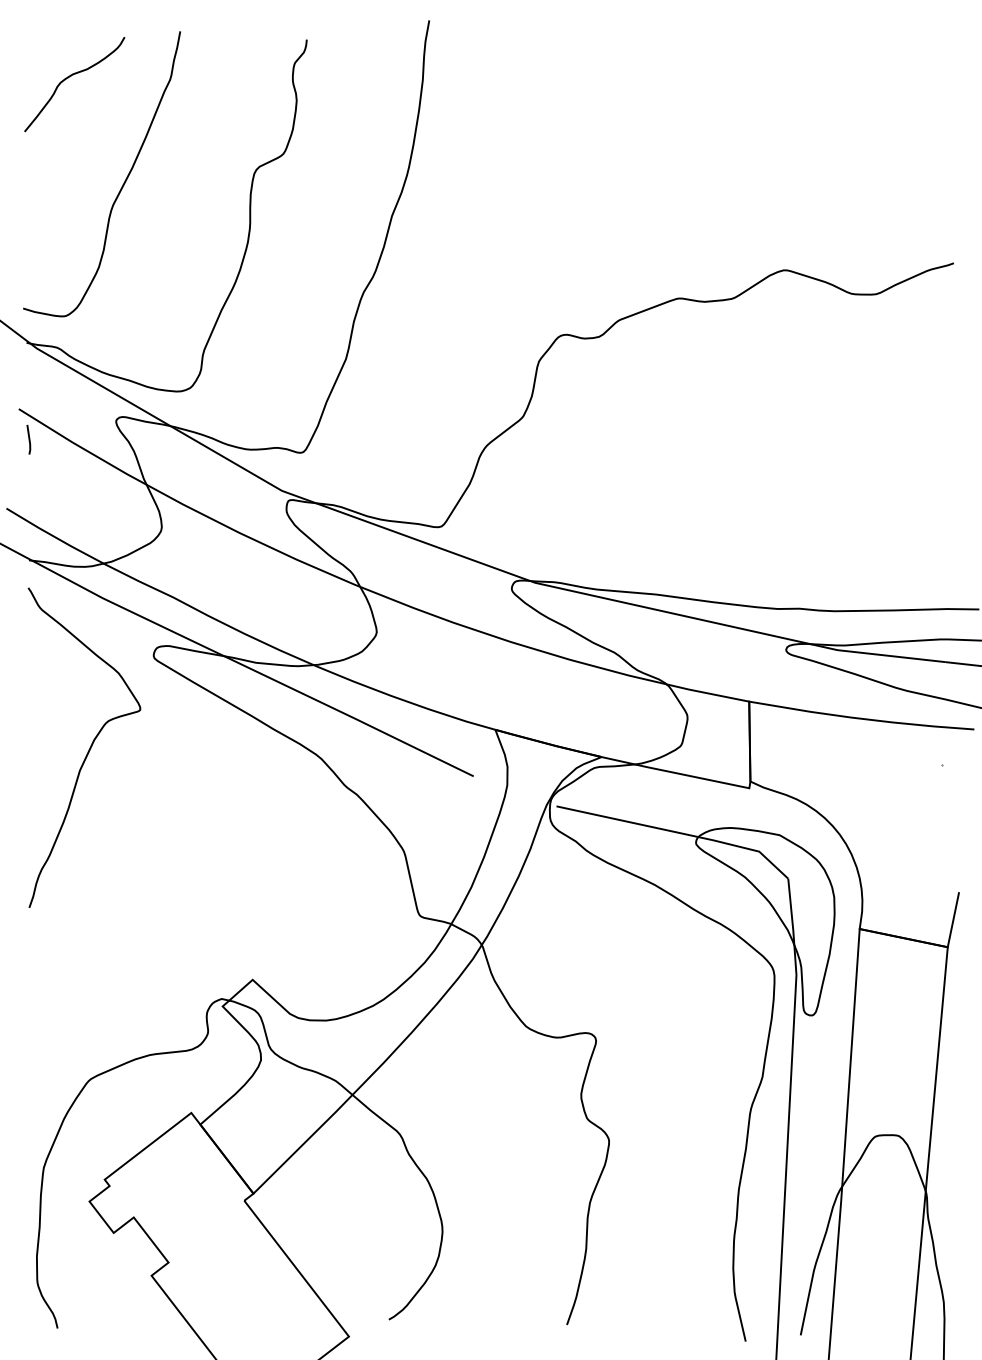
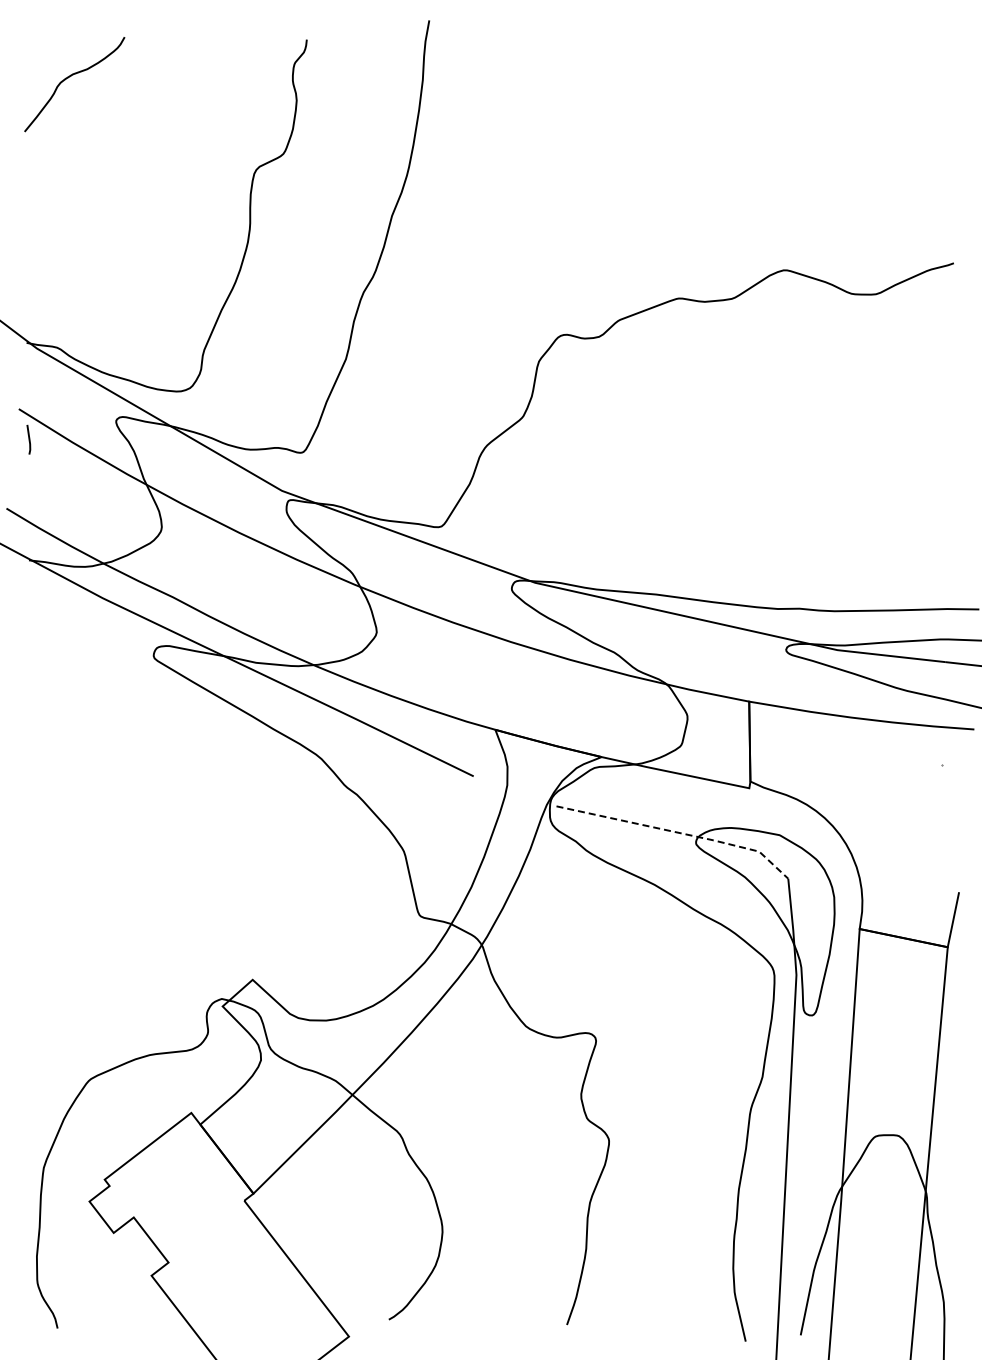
curve: present -> none (122, 184)
curve: present -> none (88, 749)
line: solid -> dashed (679, 832)
